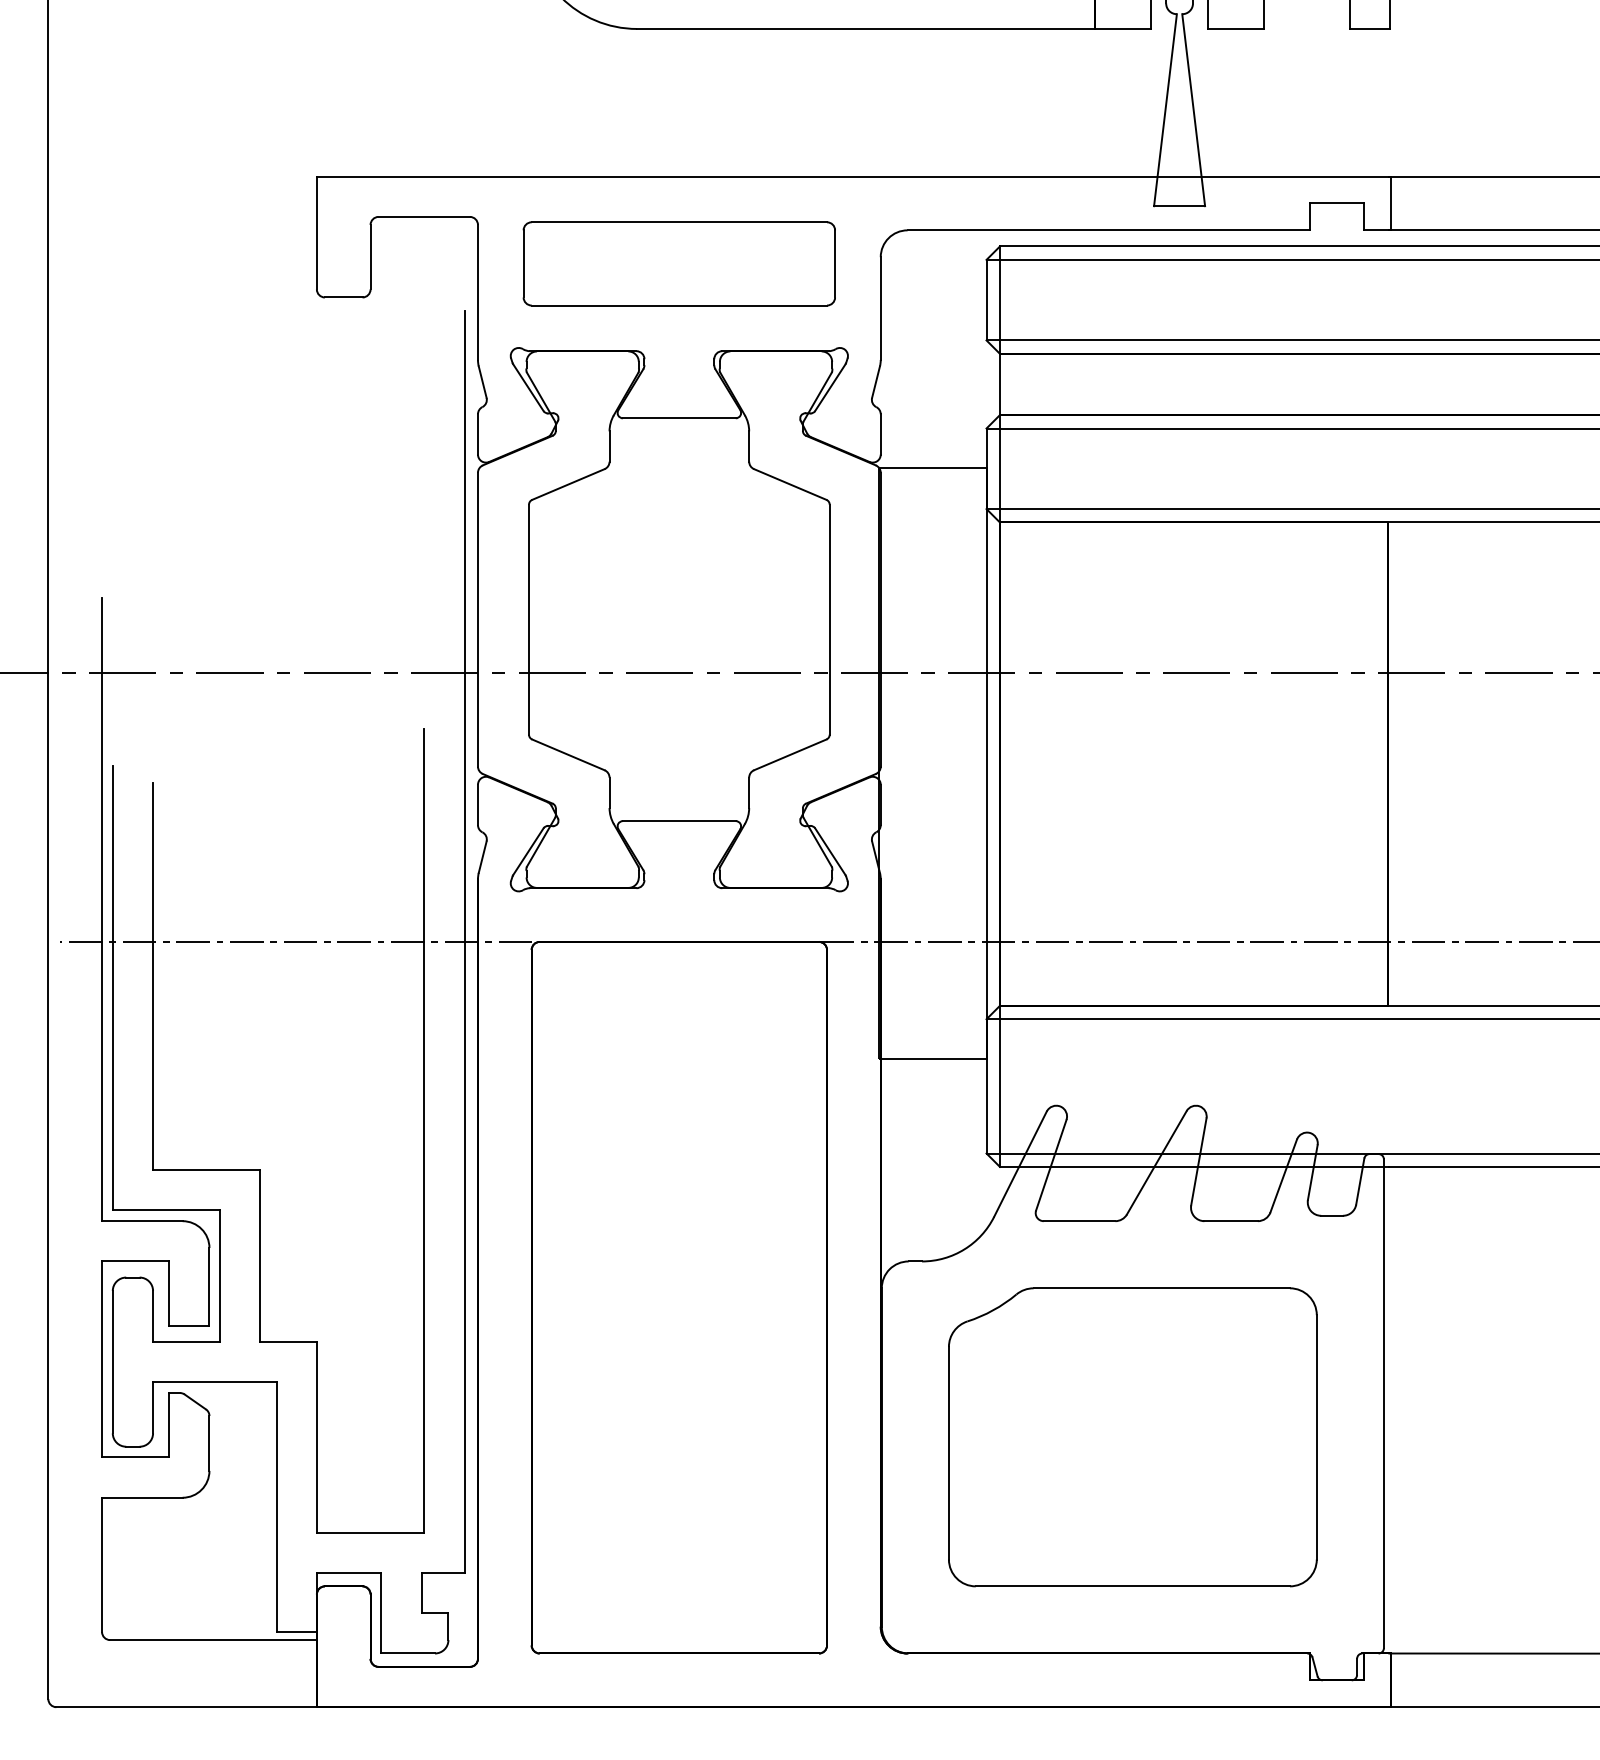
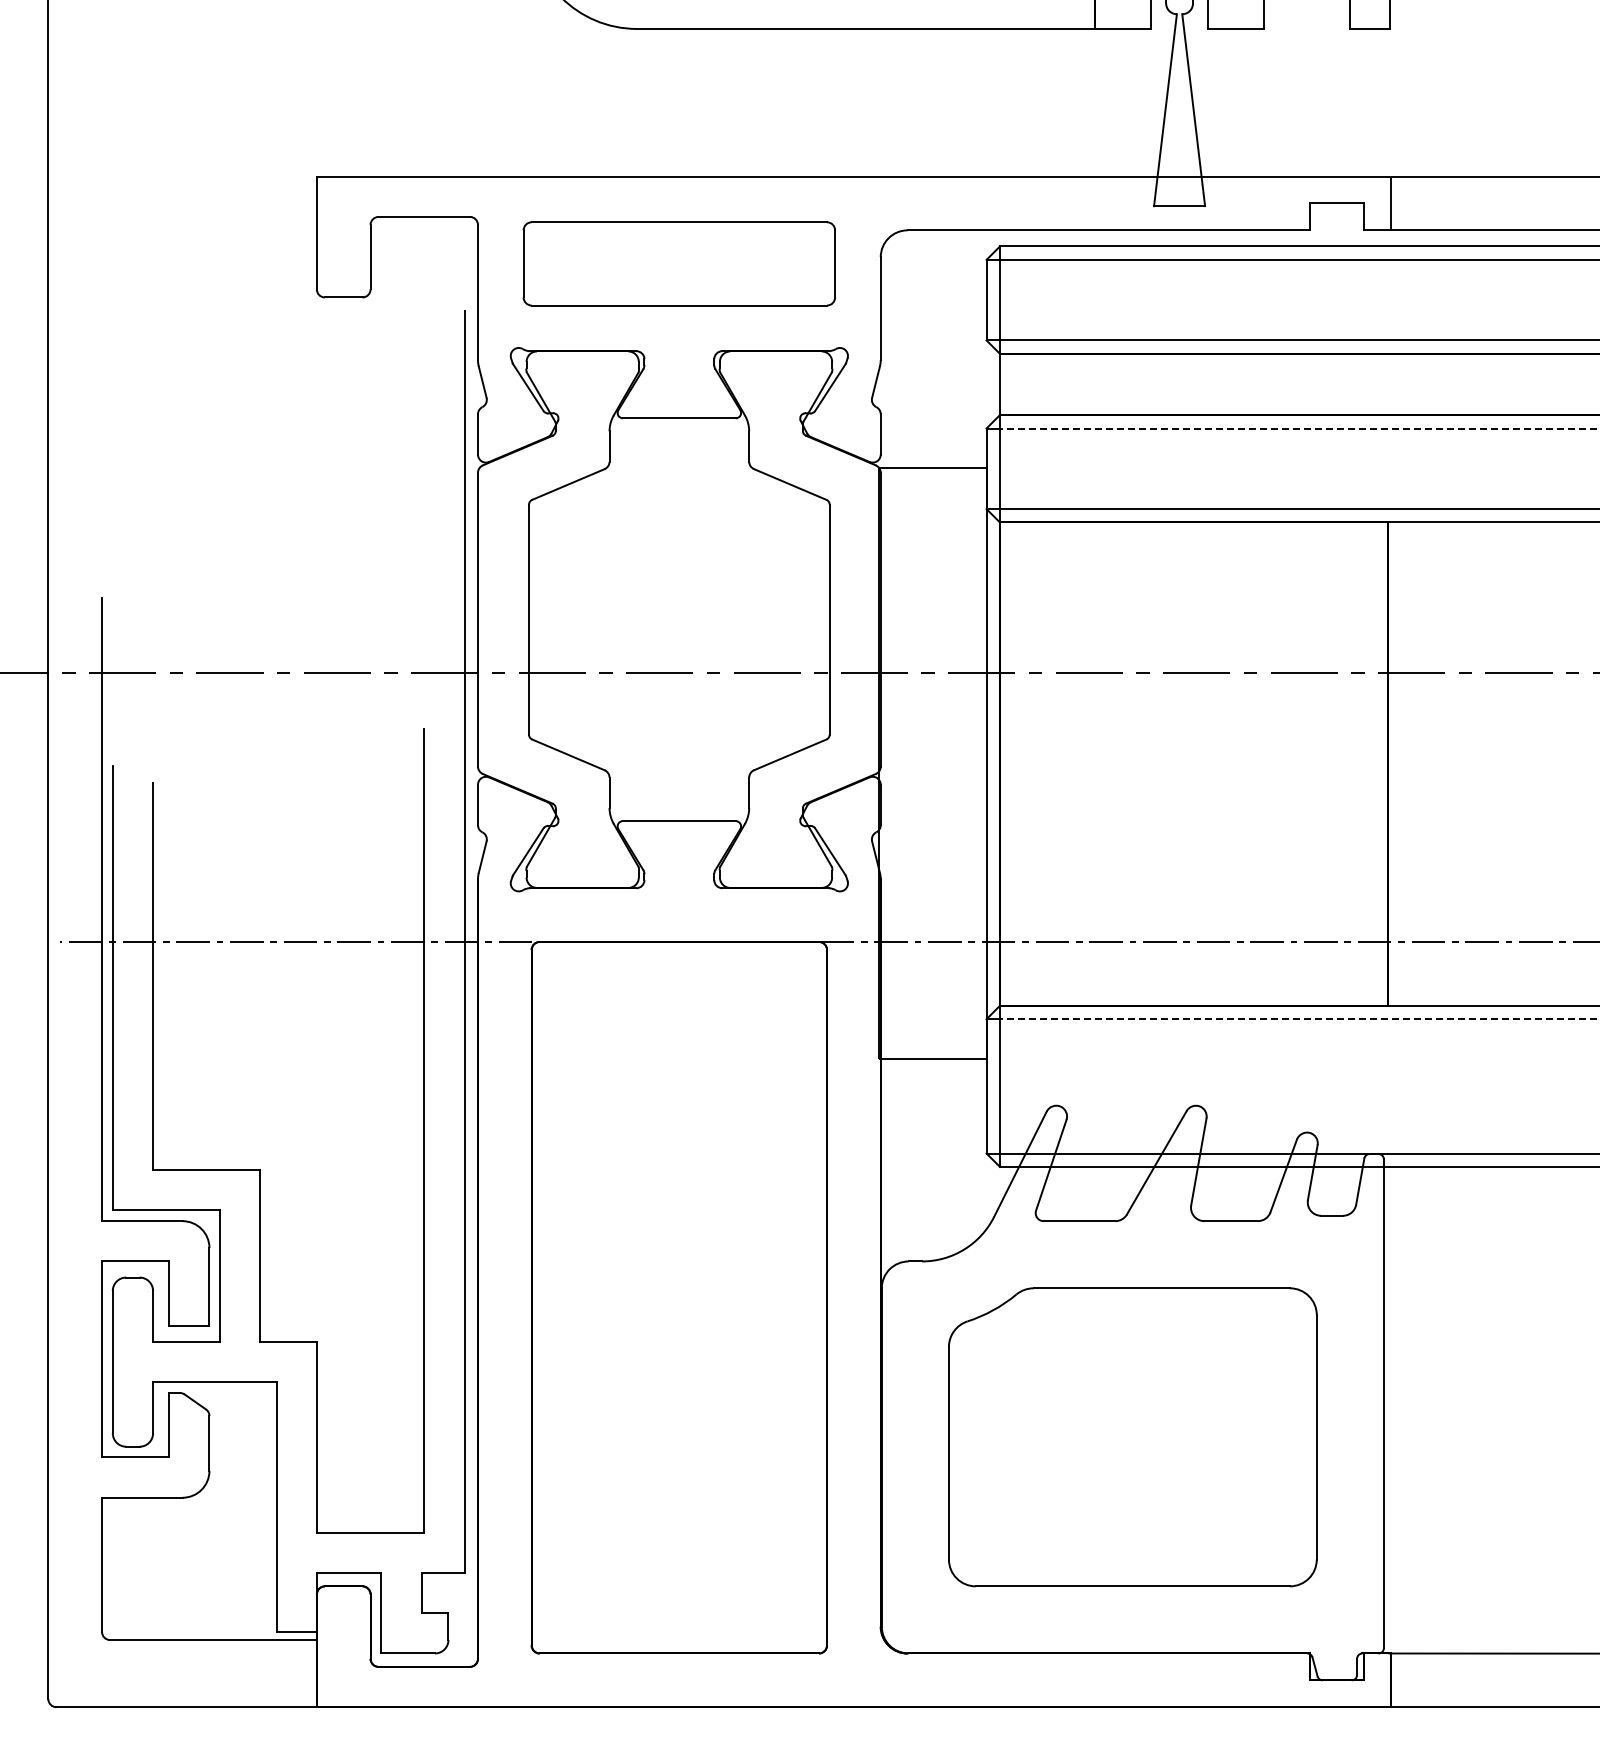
line: solid -> dashed (1299, 428)
line: solid -> dashed (1299, 1019)
